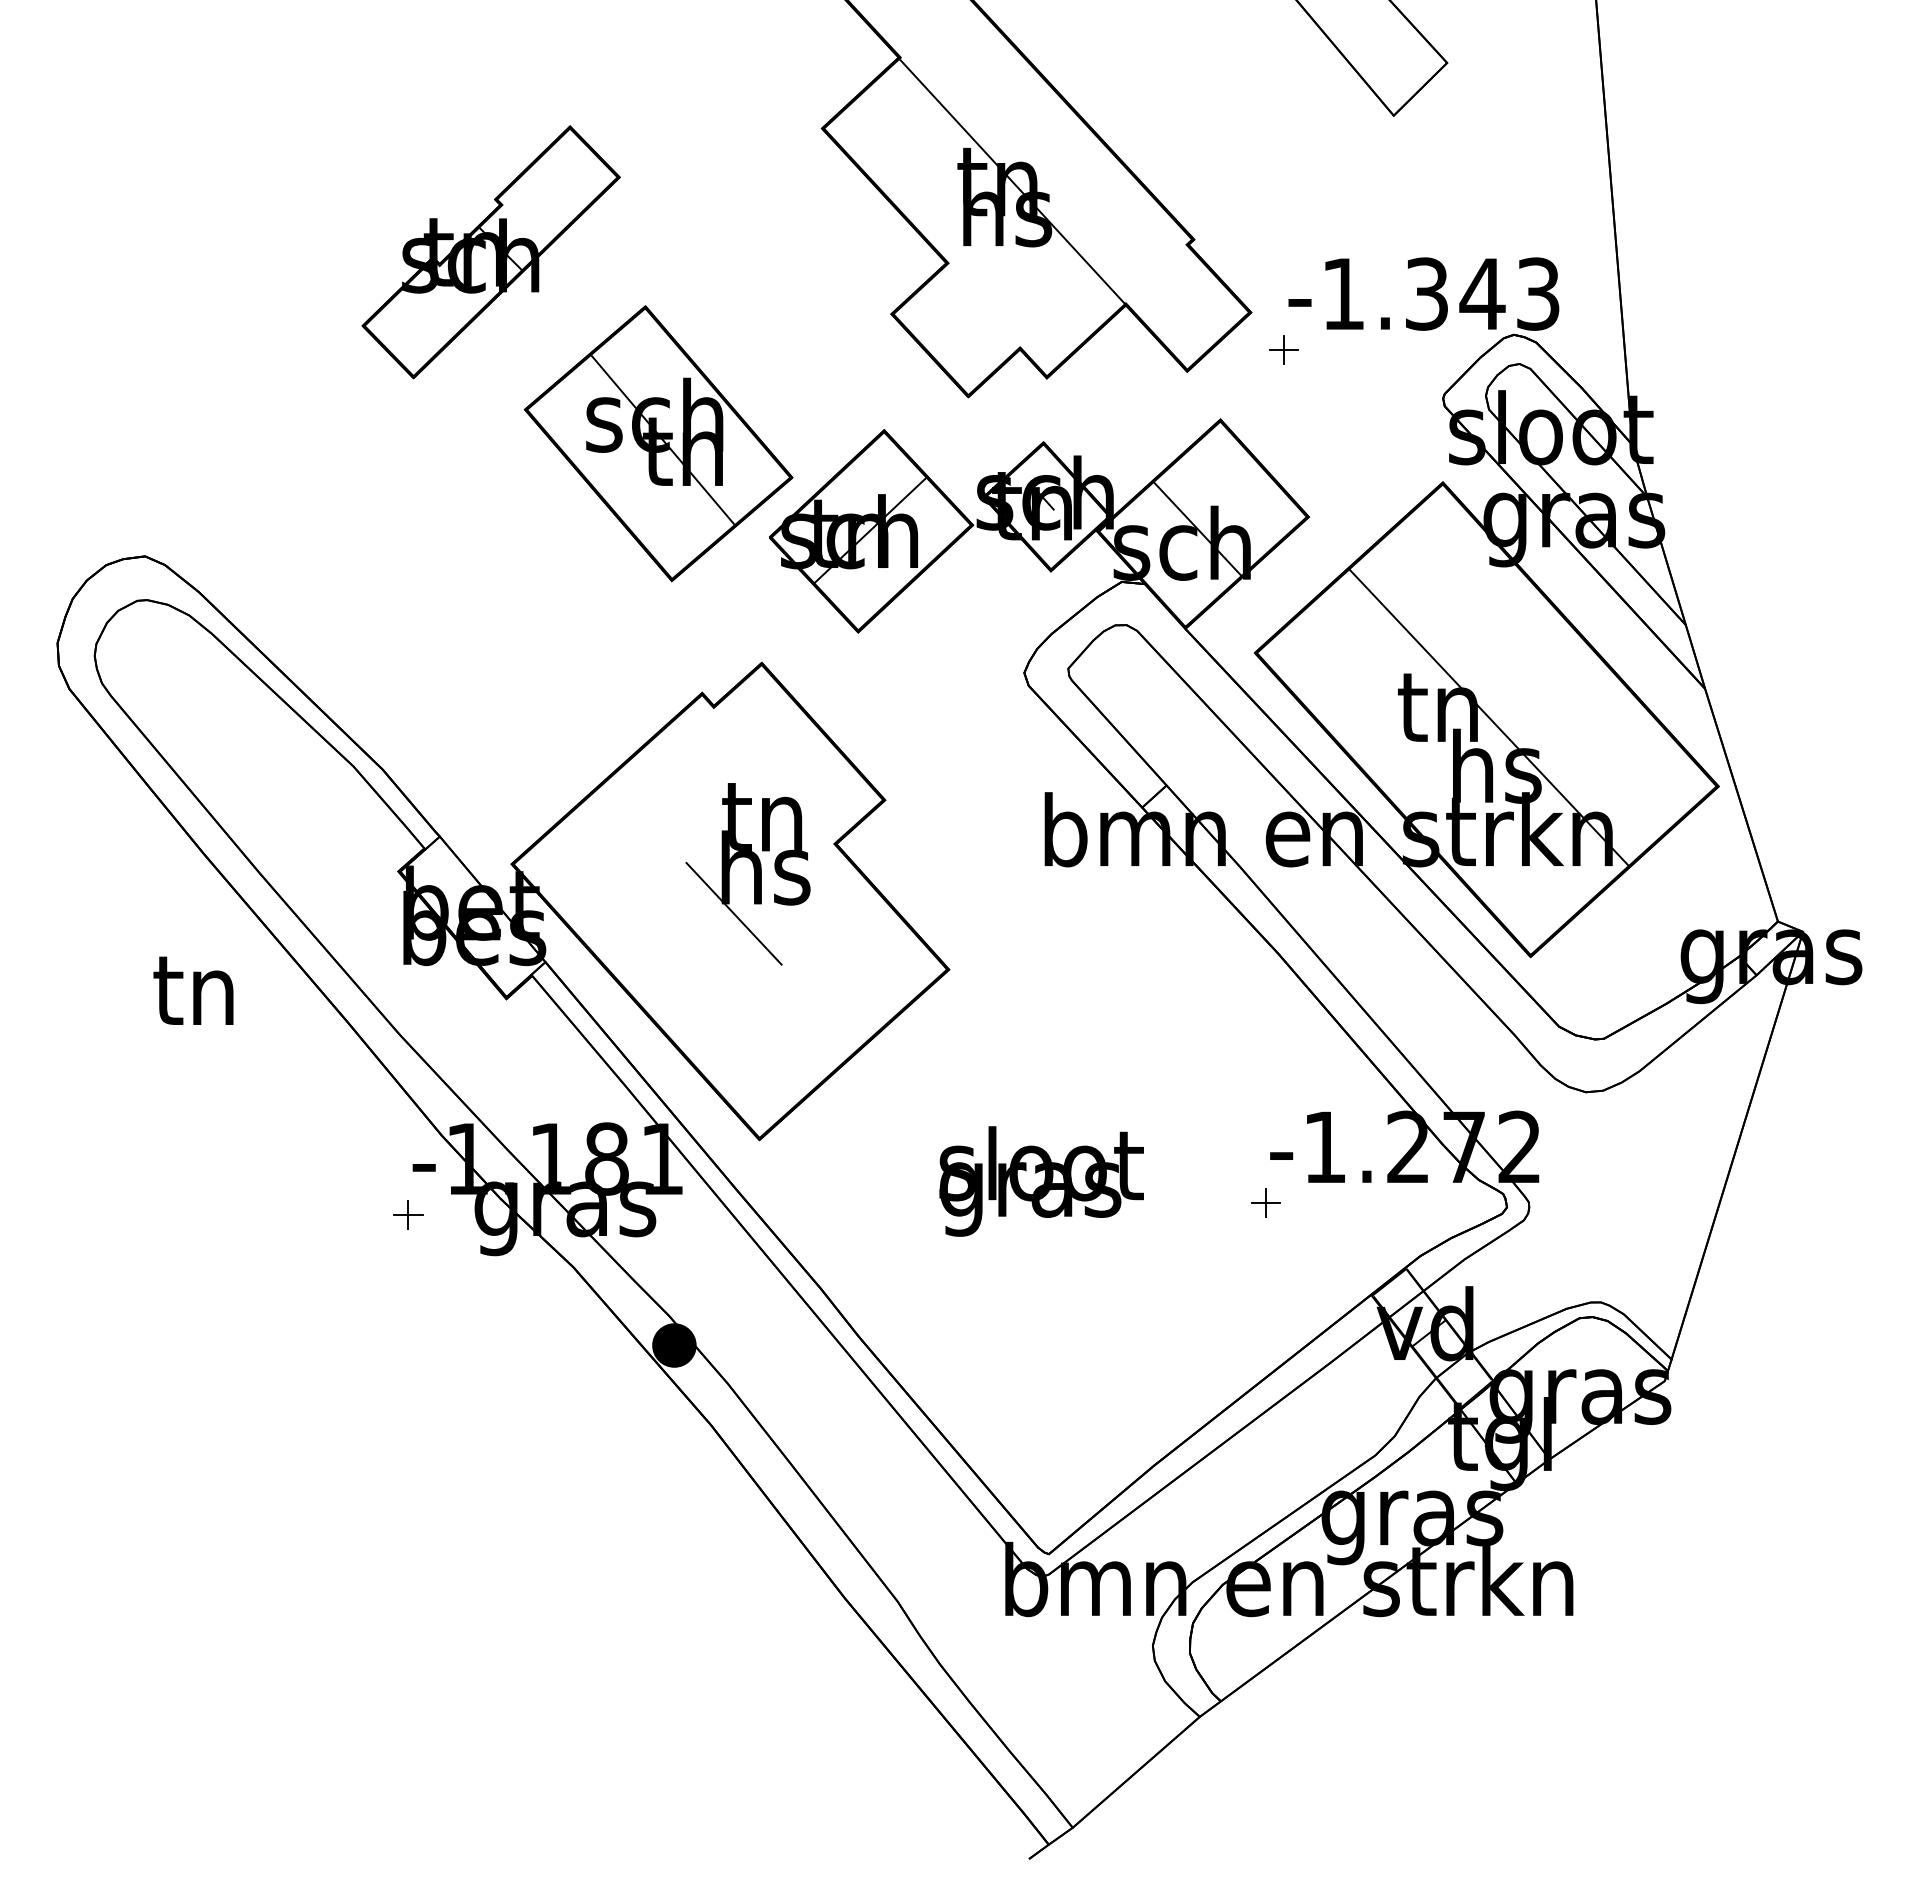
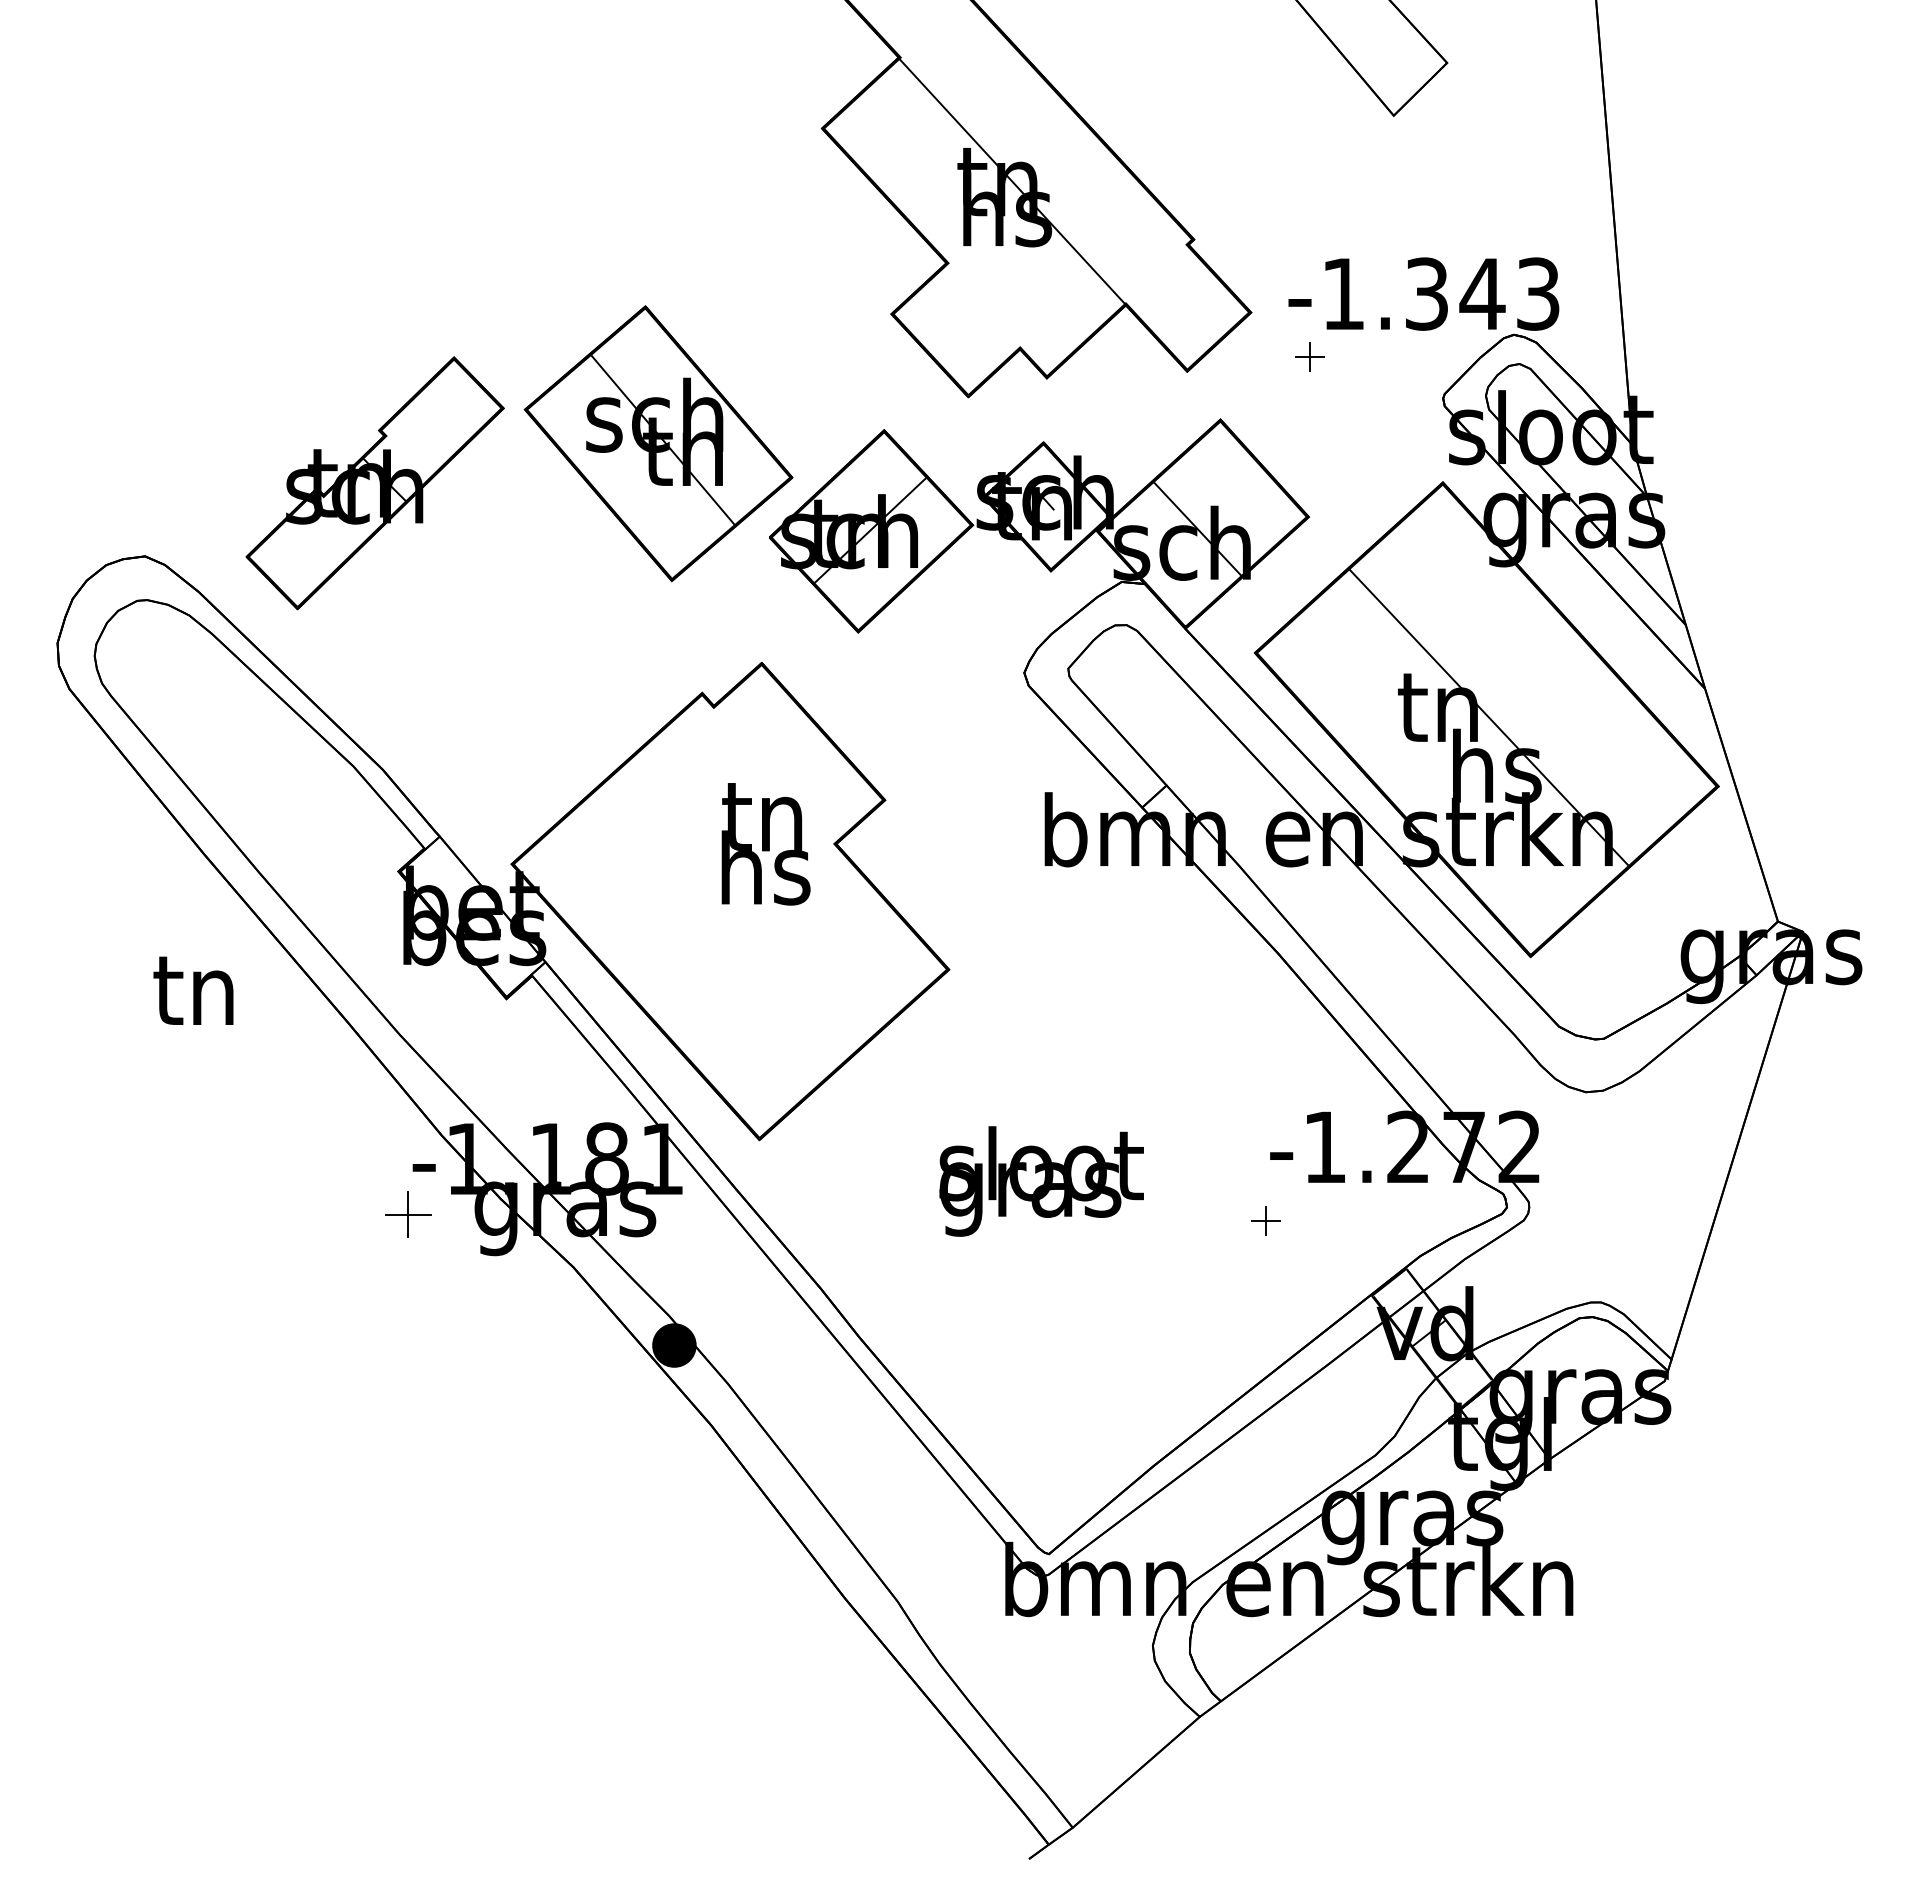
part position: (490, 252) -> (374, 483) (374, 483)
part position: (1283, 349) -> (1309, 356) (1309, 356)
line: present -> none (733, 913)
part position: (1265, 1202) -> (1265, 1220) (1265, 1220)
part size: 31x30 px -> 47x47 px (408, 1214)
